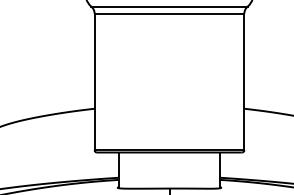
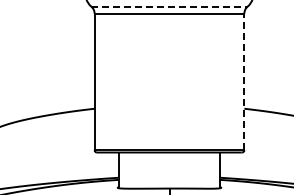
line: solid -> dashed (170, 6)
line: solid -> dashed (244, 81)
